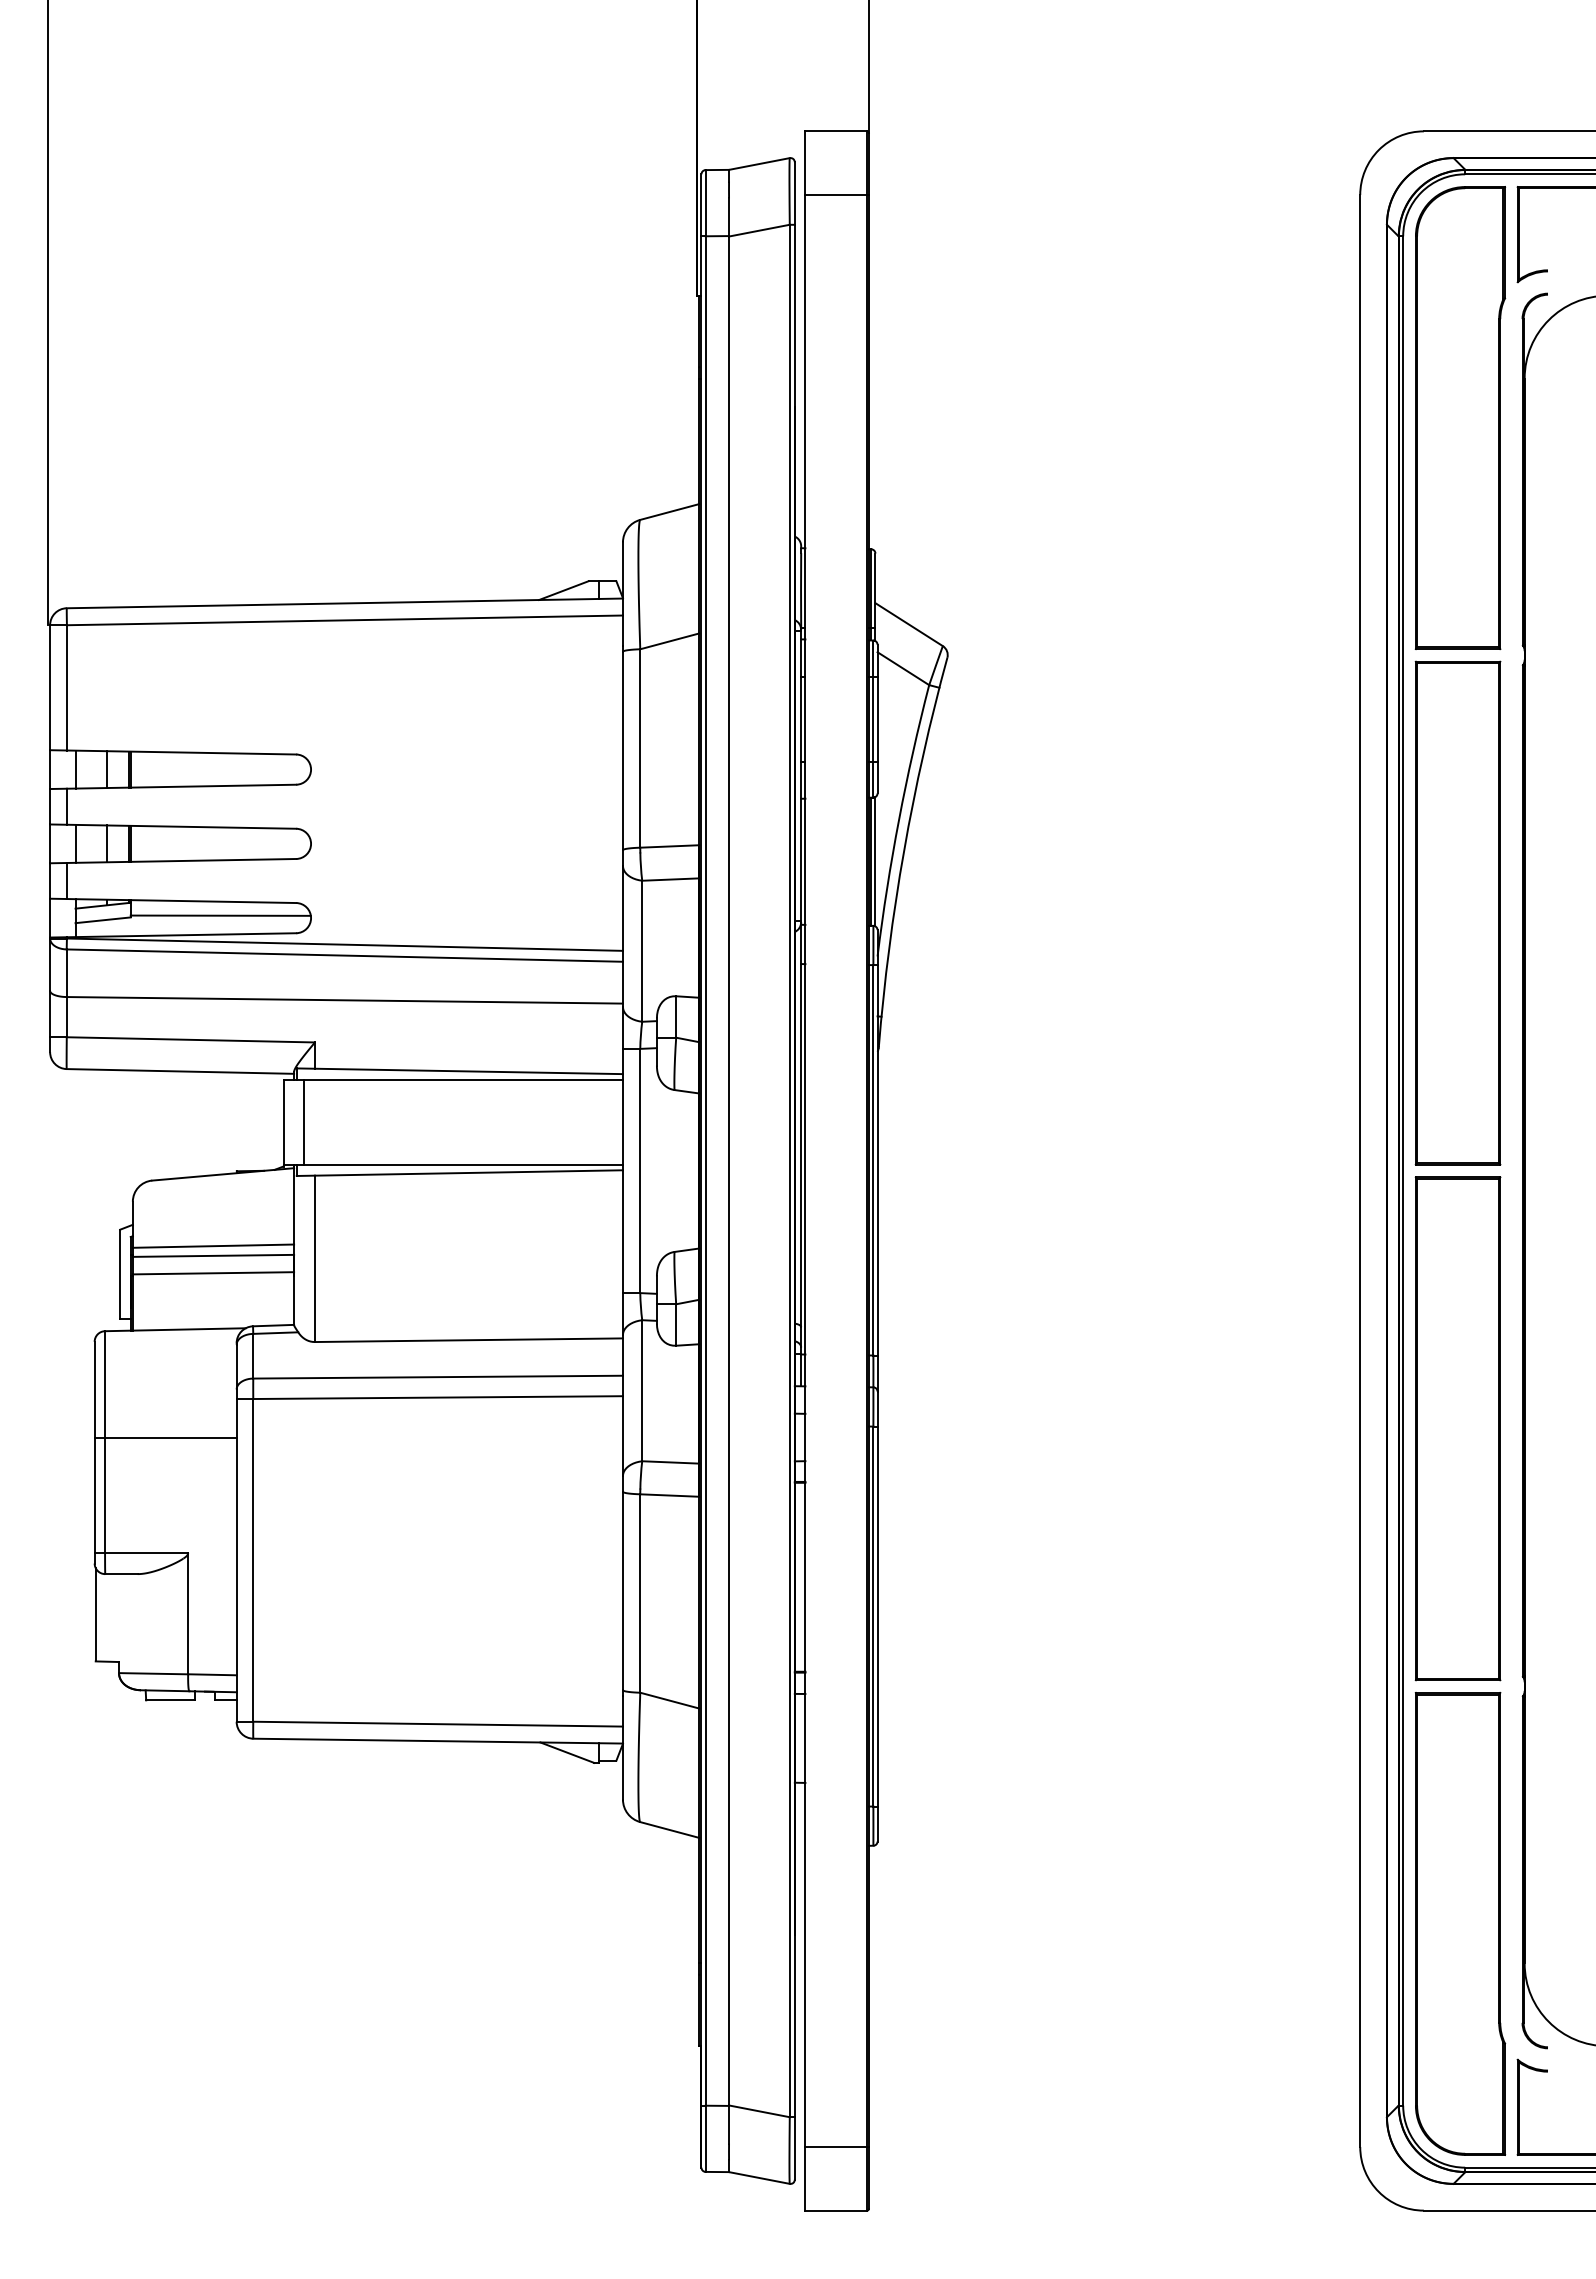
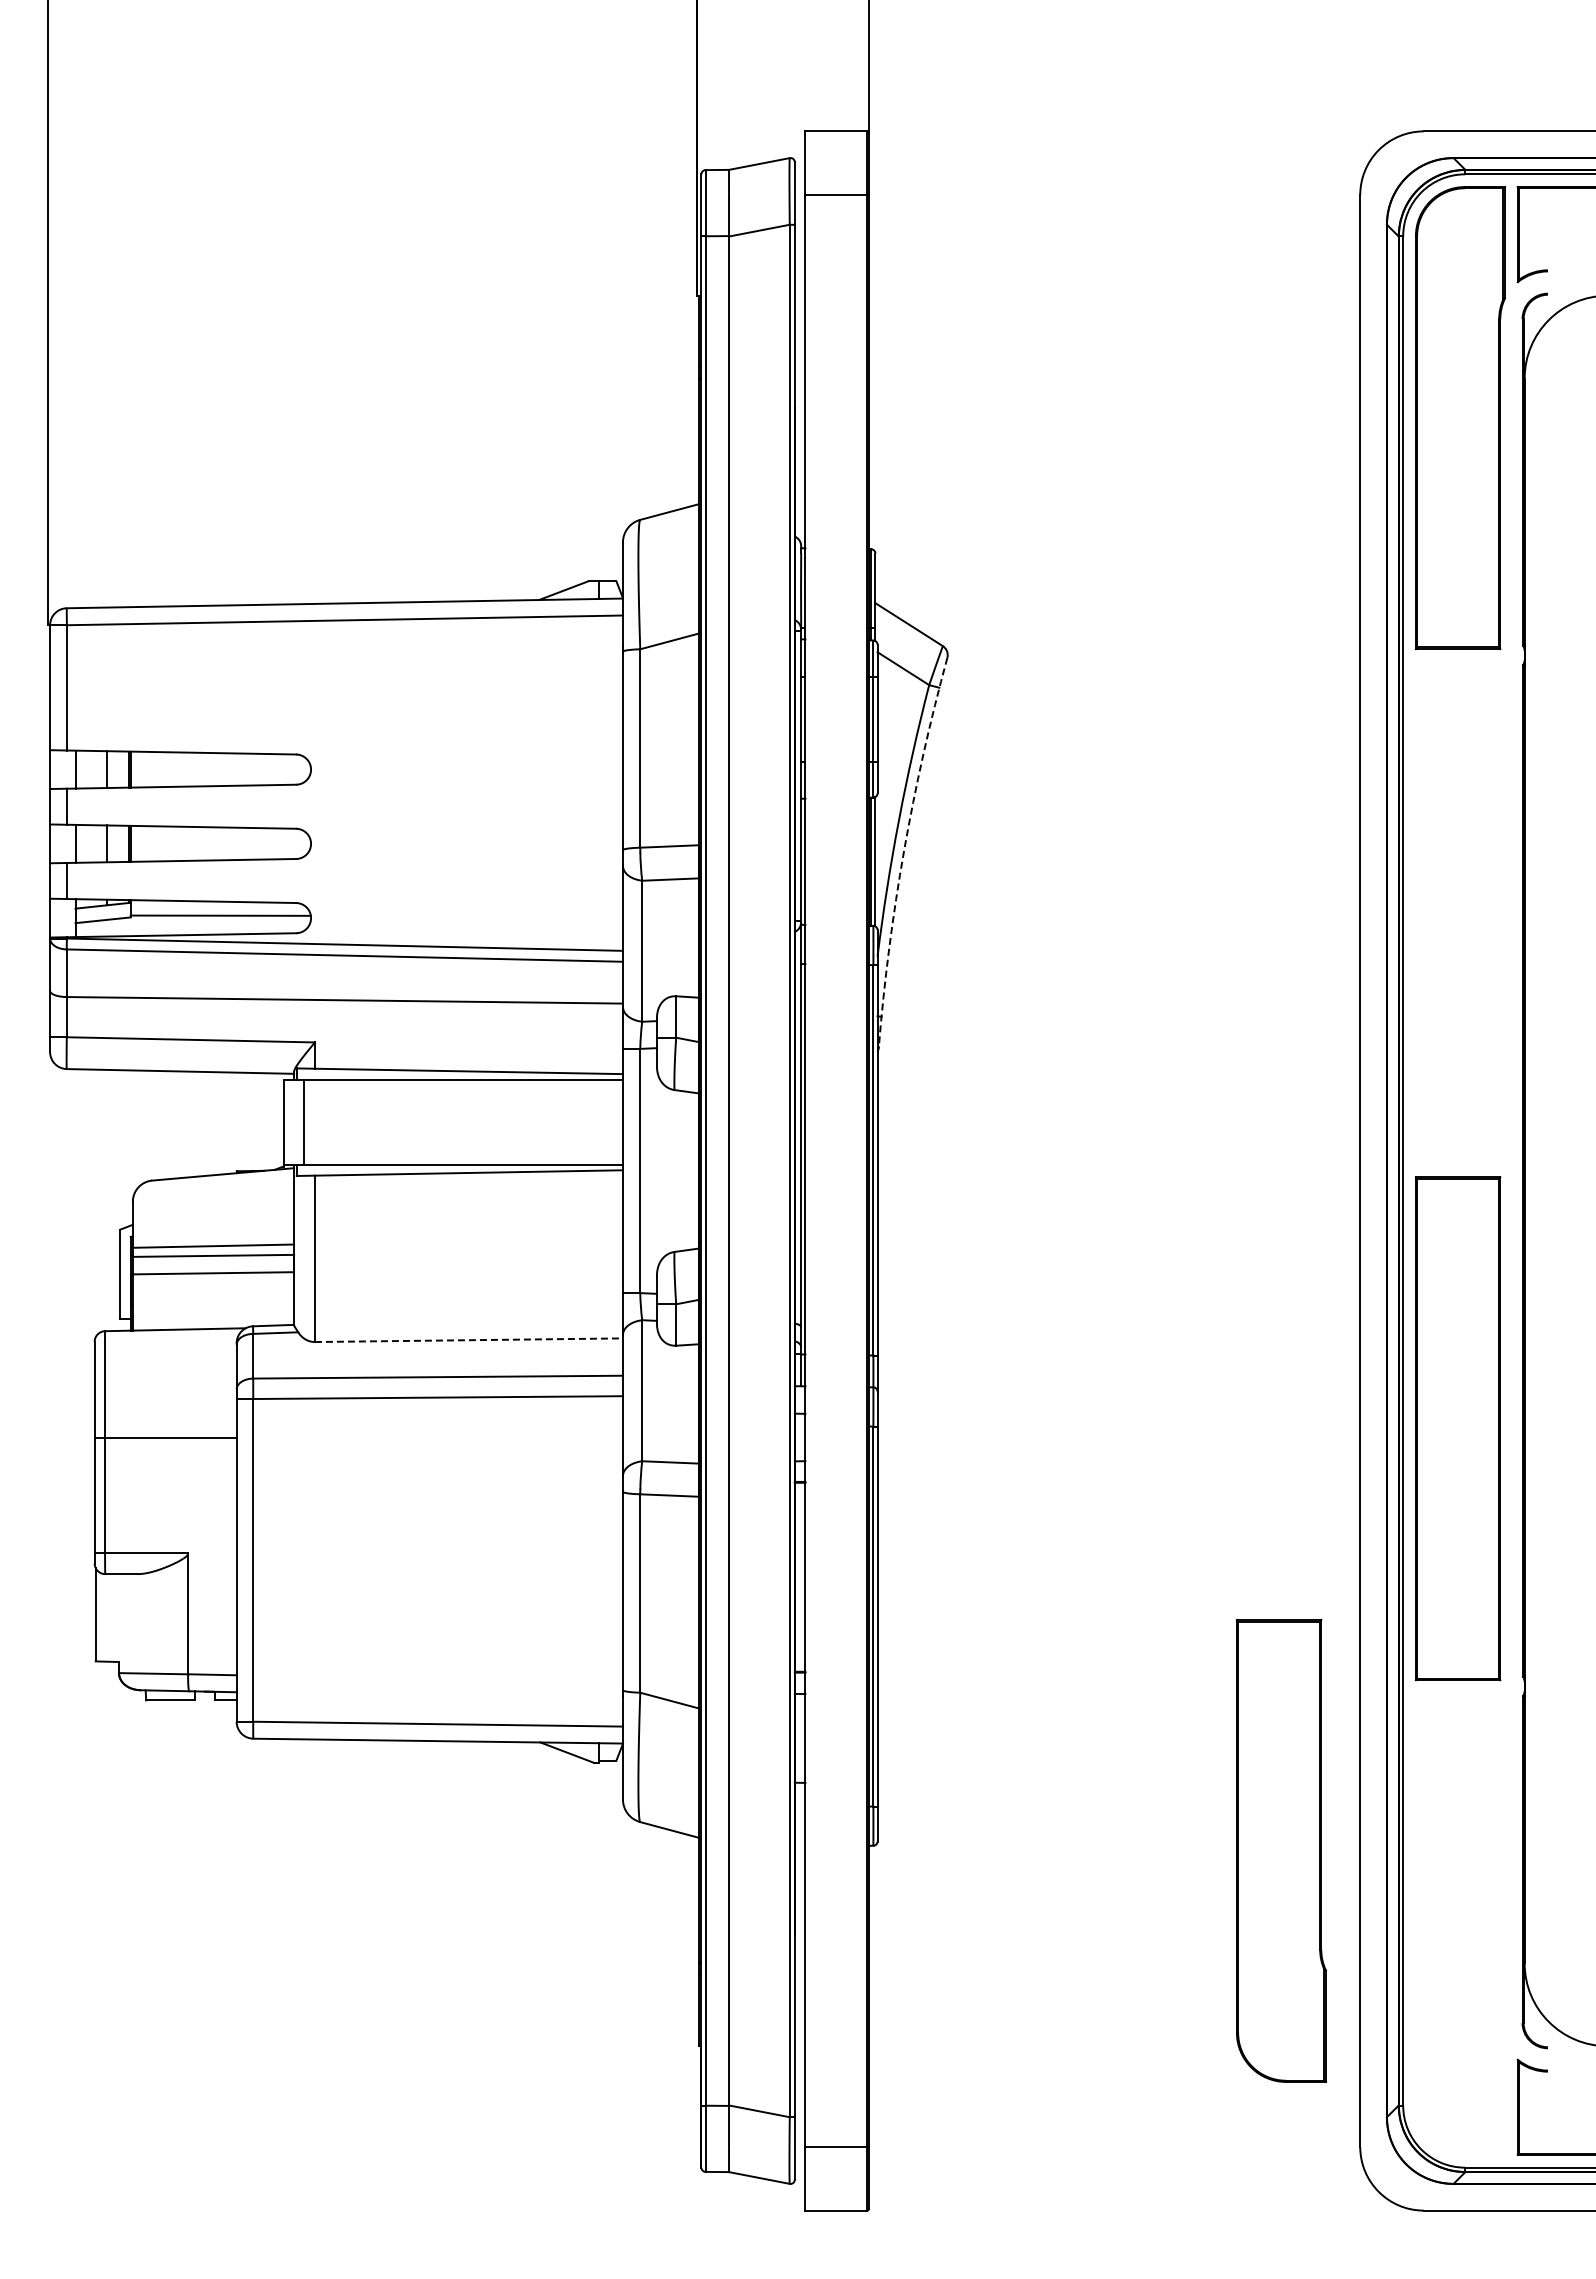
arc: solid -> dashed (904, 850)
part: present -> none (1457, 912)
line: solid -> dashed (469, 1340)
part position: (1460, 1923) -> (1281, 1850) (1281, 1850)
